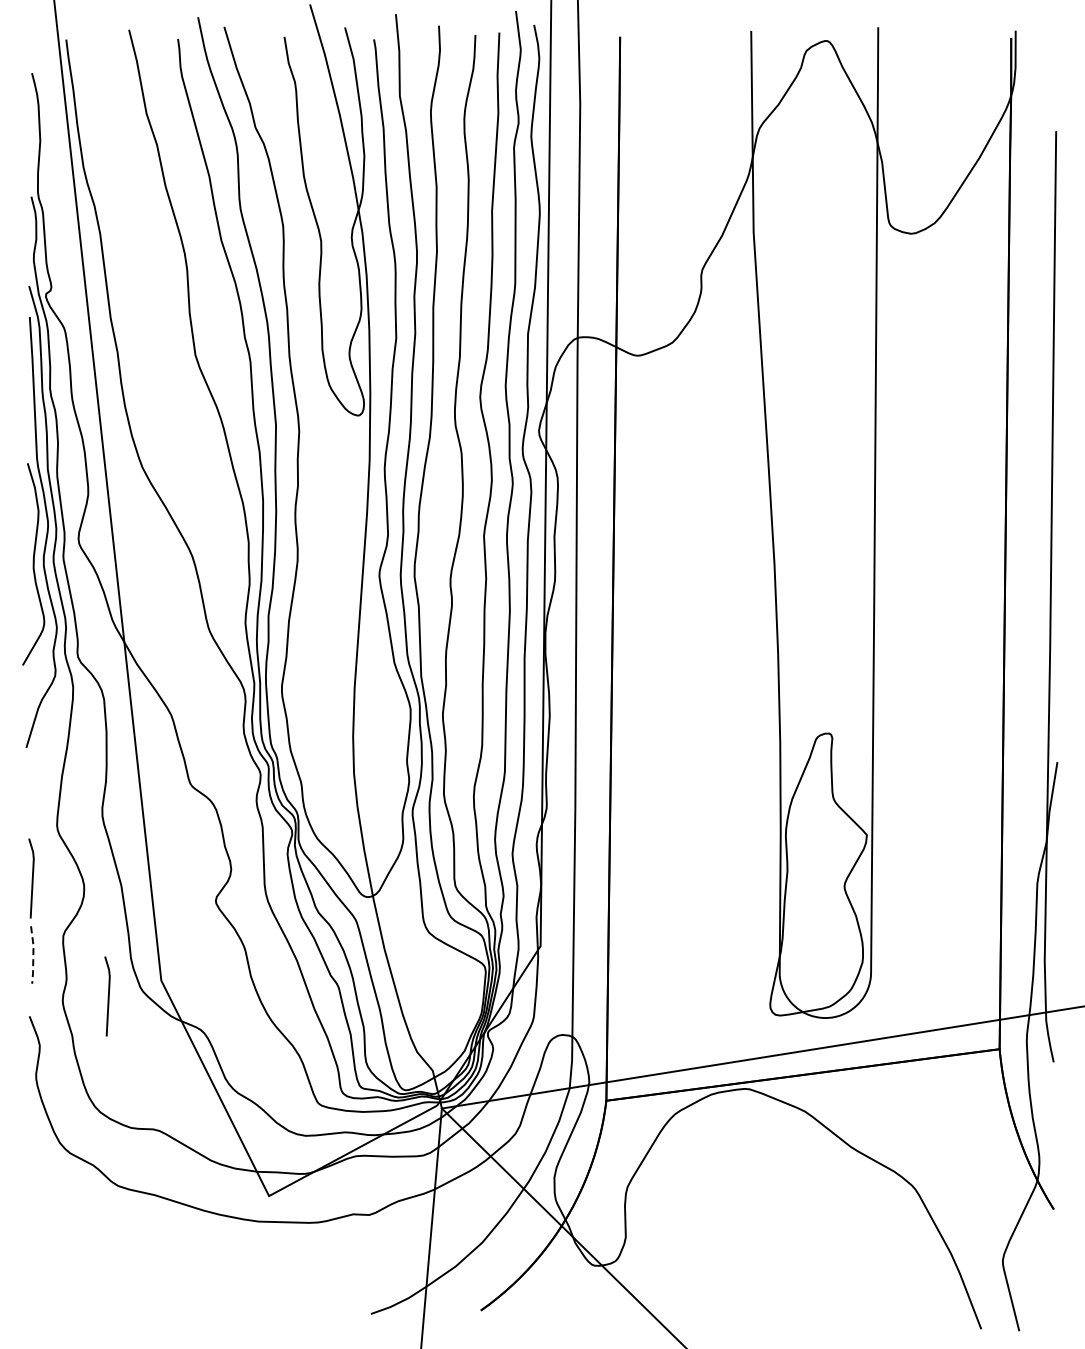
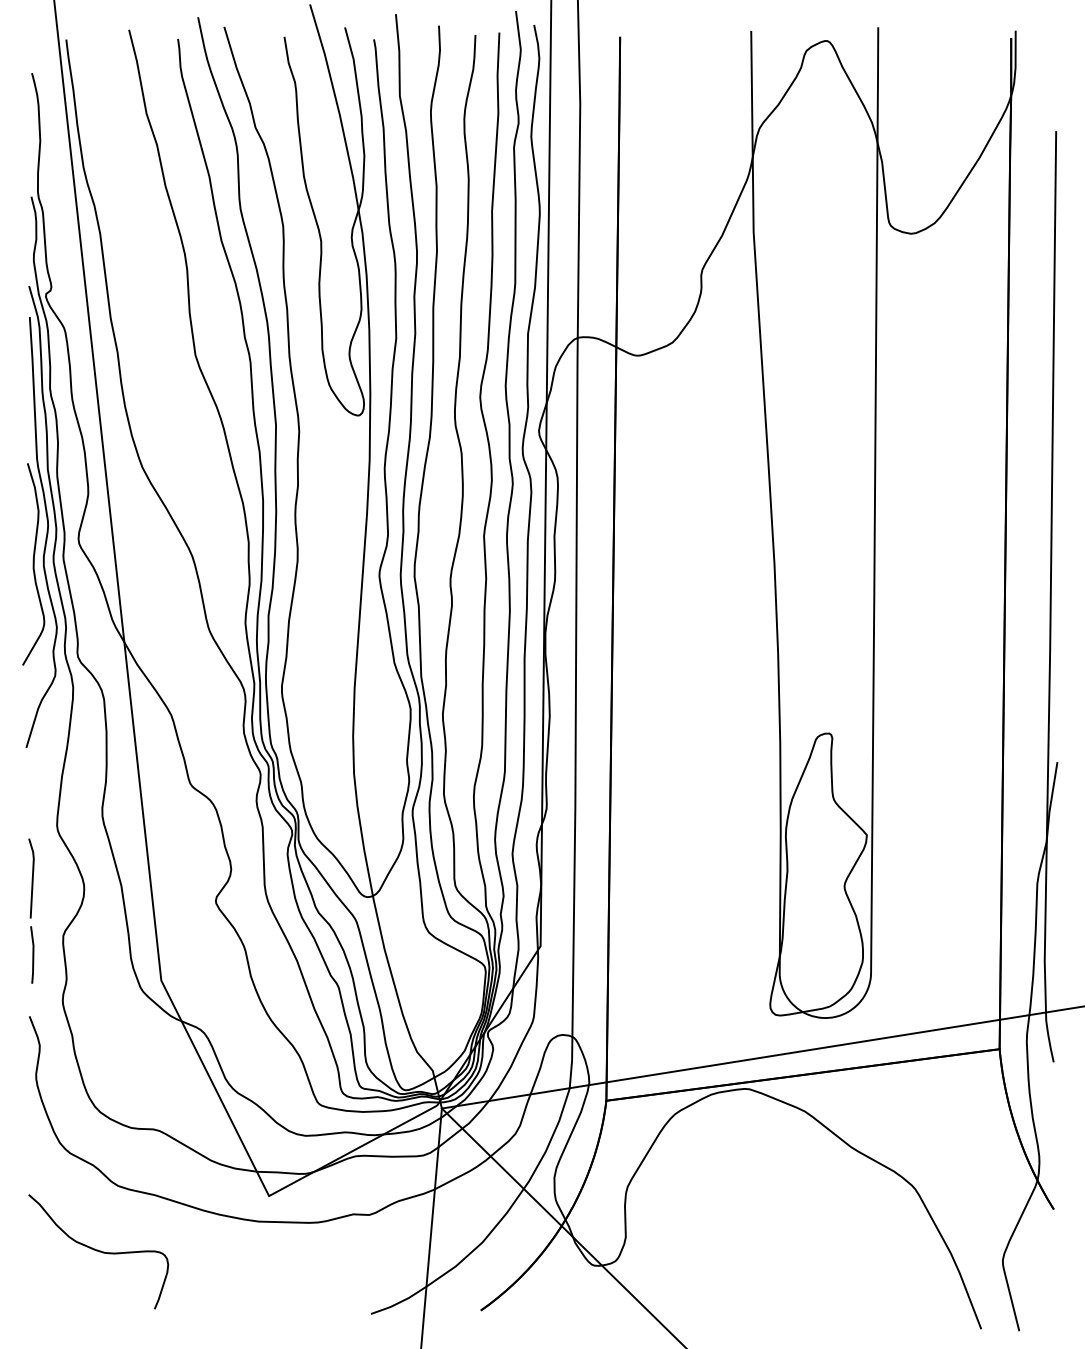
line: dashed -> solid (33, 955)
line: present -> none (107, 996)
curve: none -> present (98, 1251)
